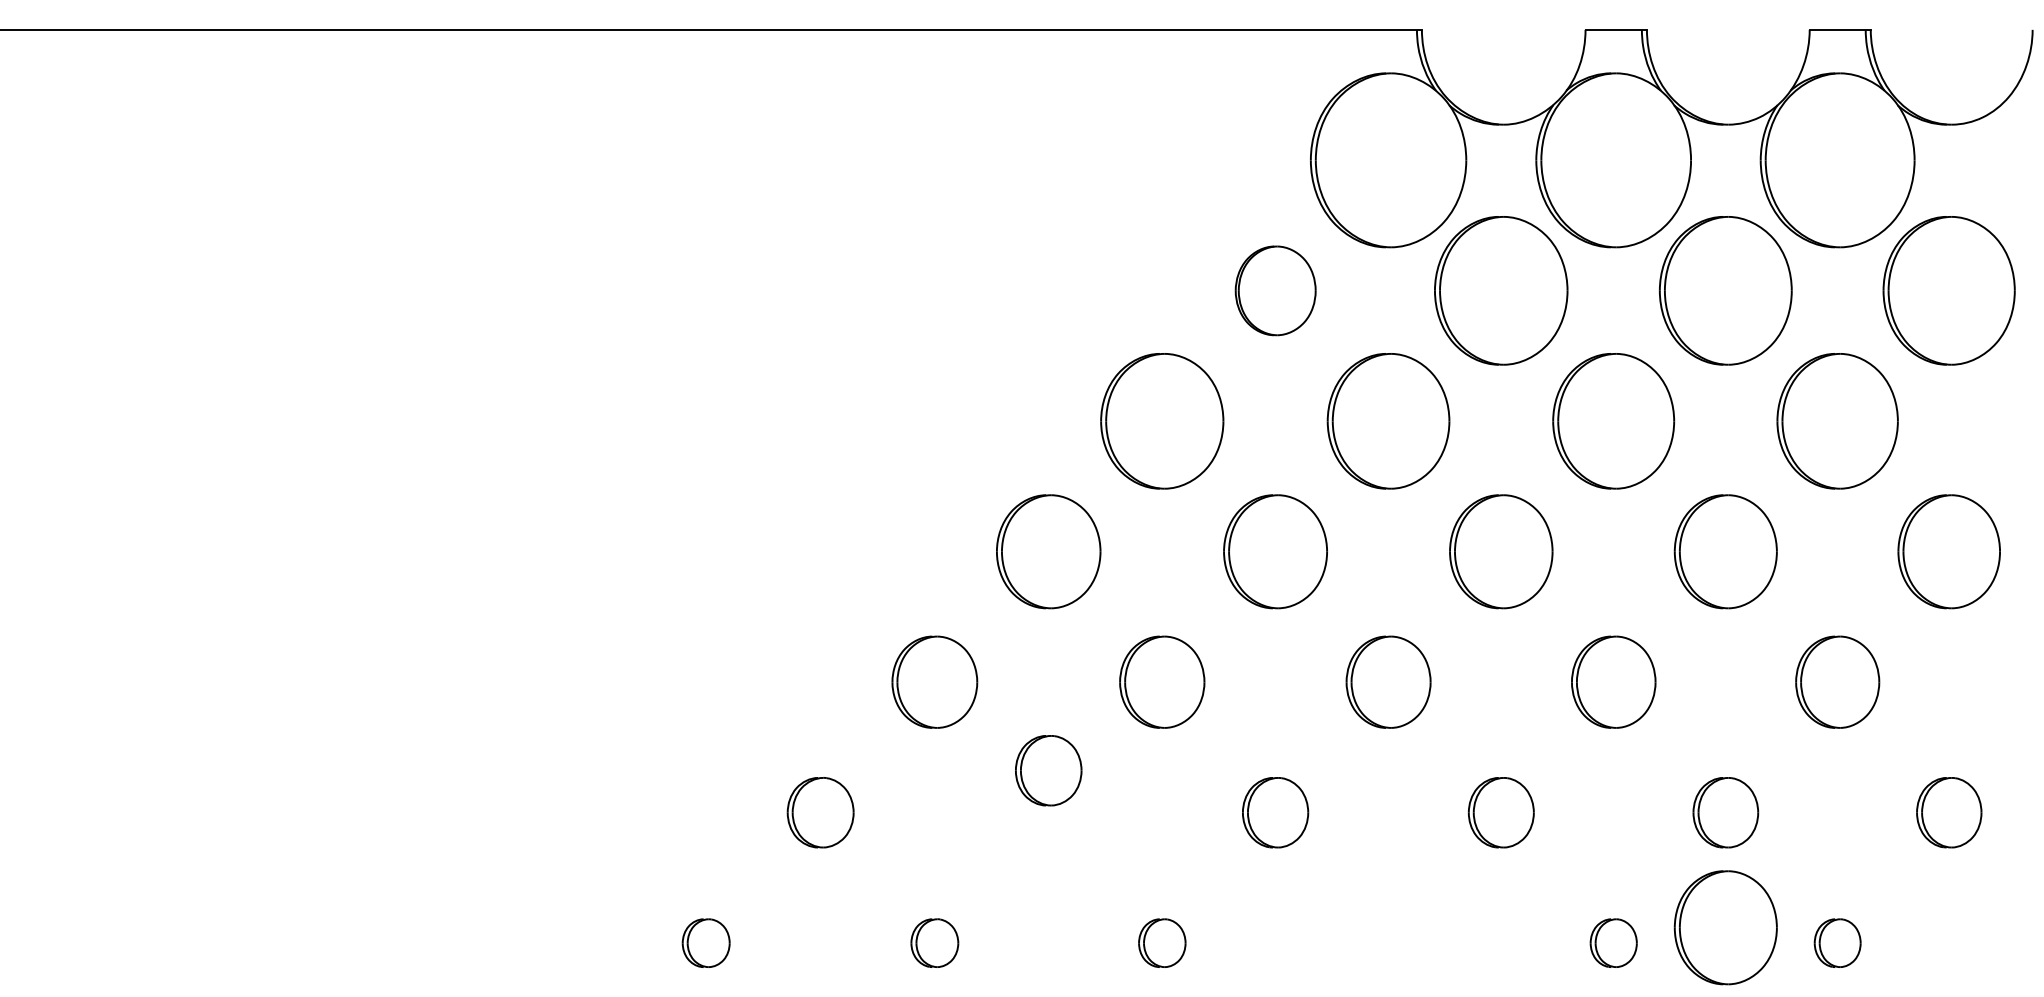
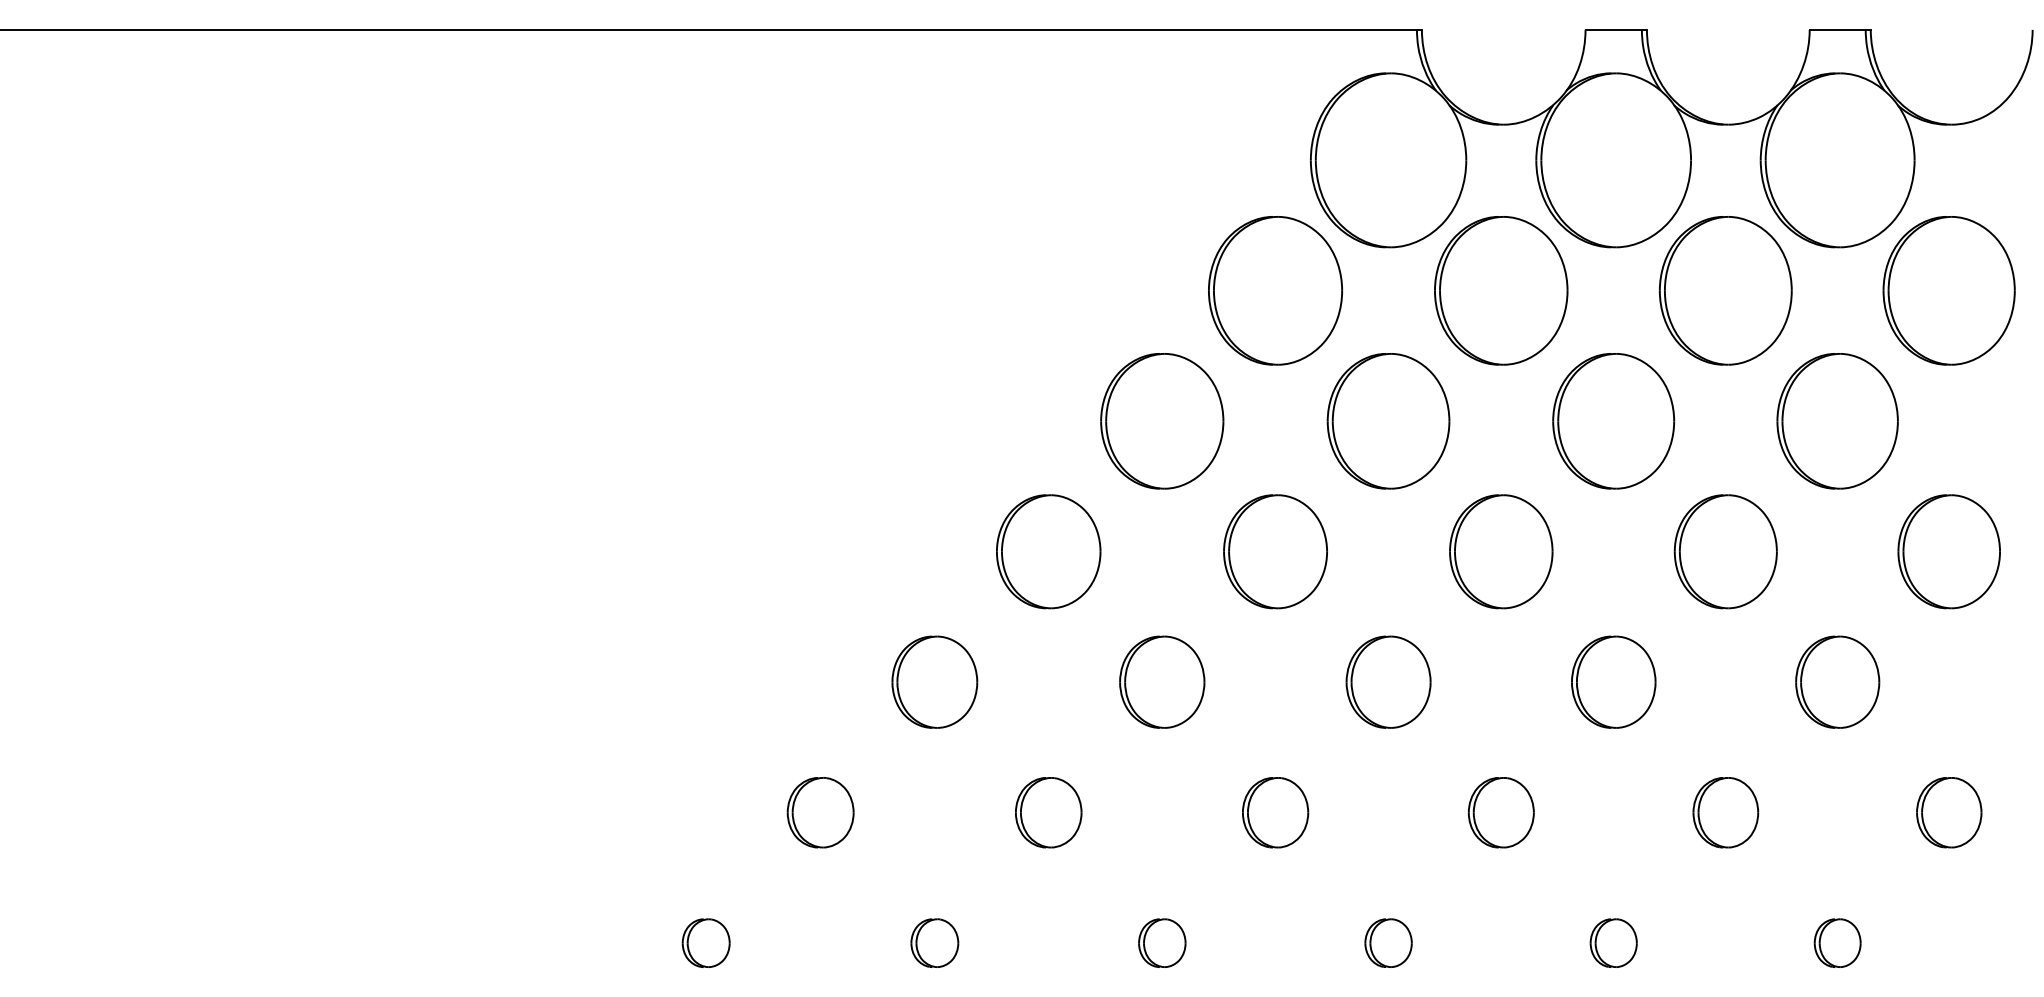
part size: 83x92 px -> 136x150 px (1275, 290)
part position: (1048, 770) -> (1048, 812) (1048, 812)
part: present -> none (1725, 927)
part: none -> present (1388, 942)
